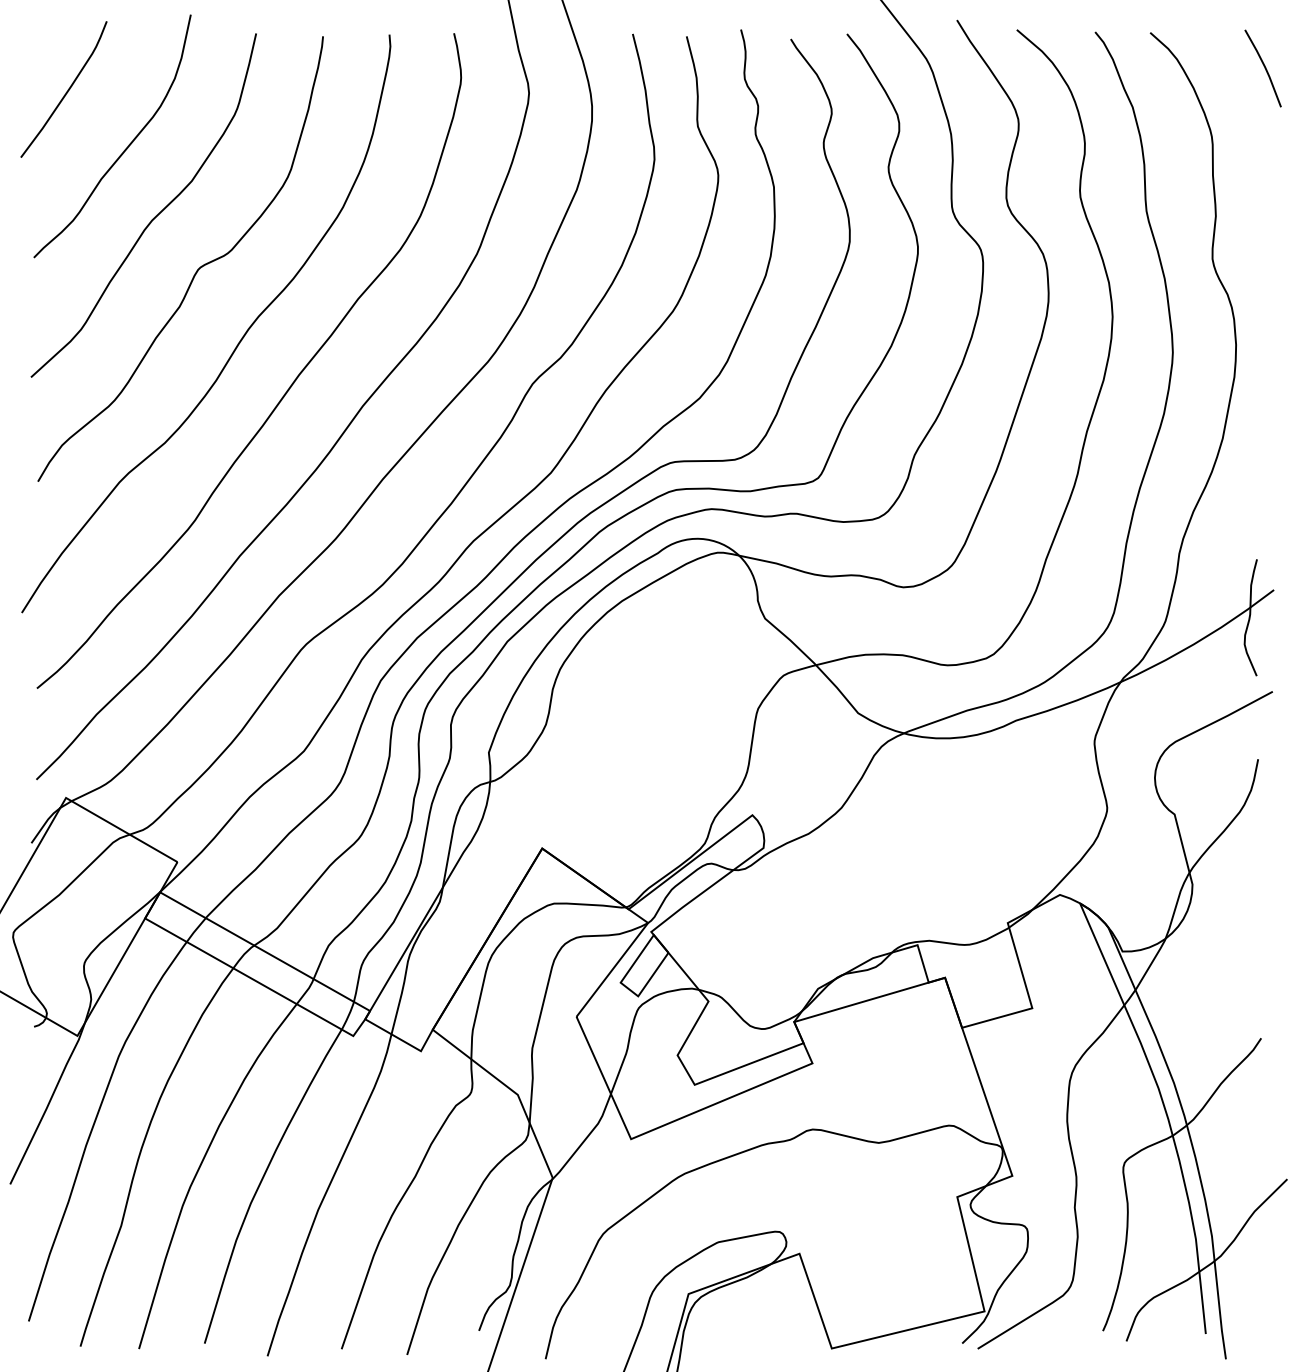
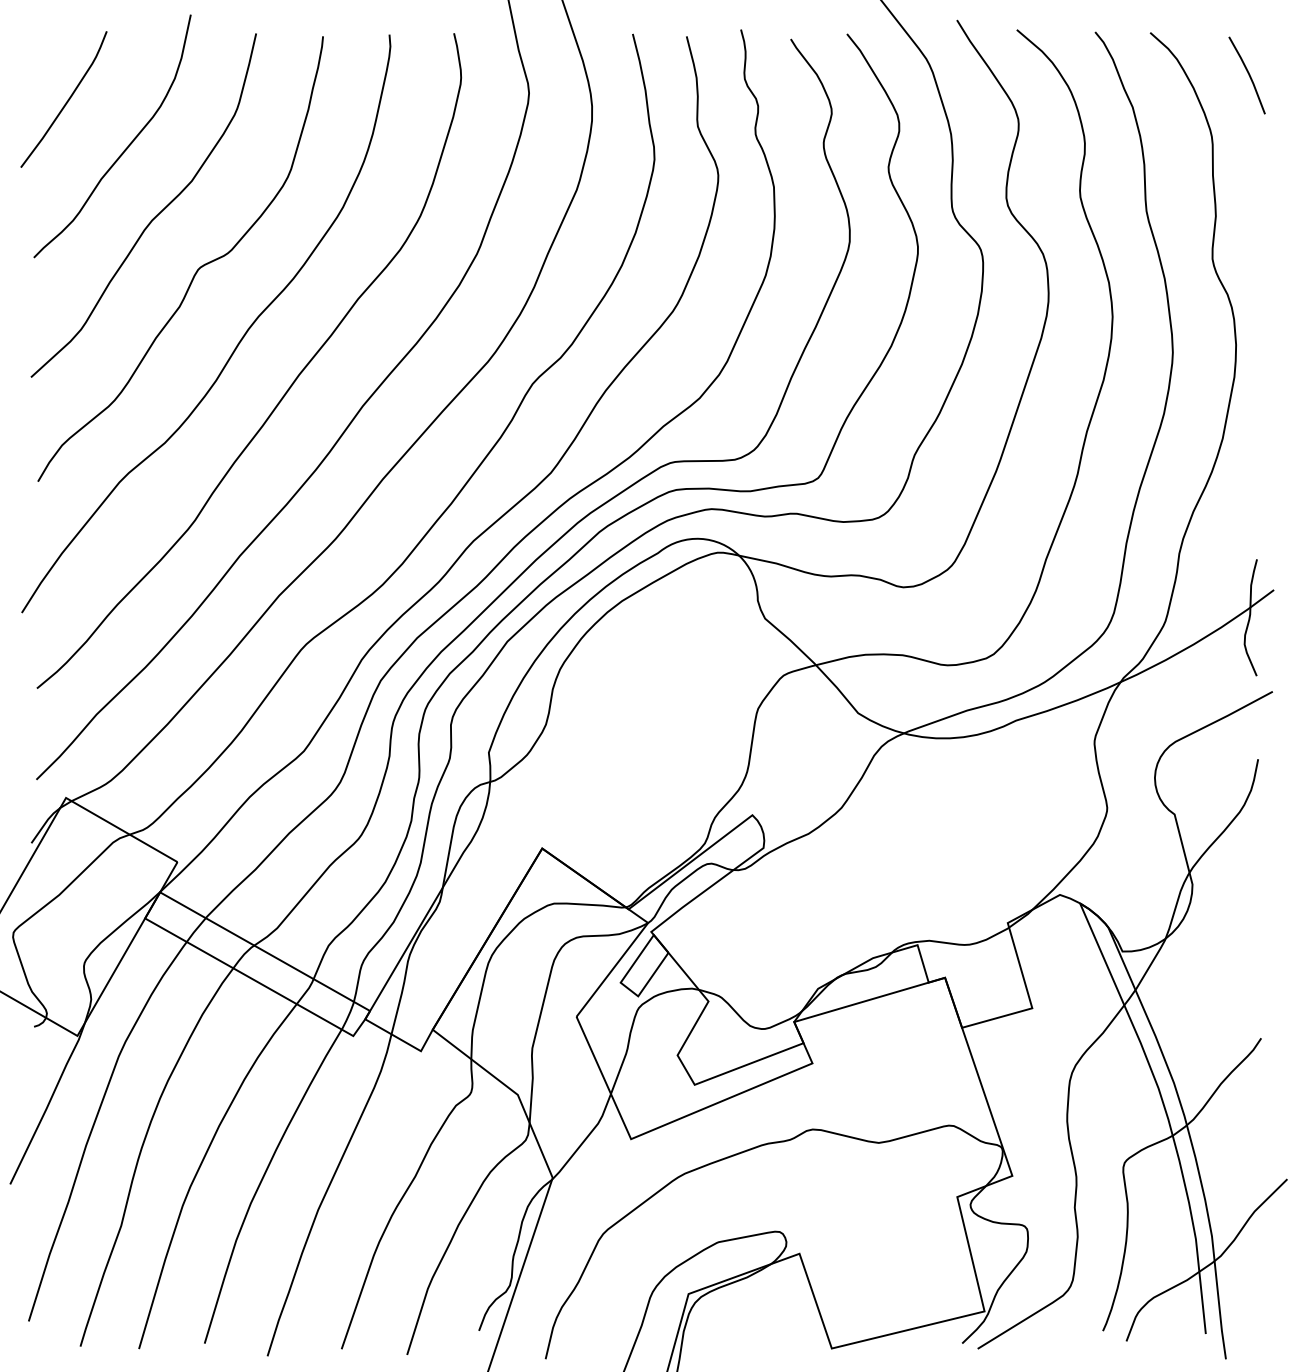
line position: (1264, 68) -> (1248, 75) (1248, 75)
curve position: (66, 91) -> (66, 101) (66, 101)
